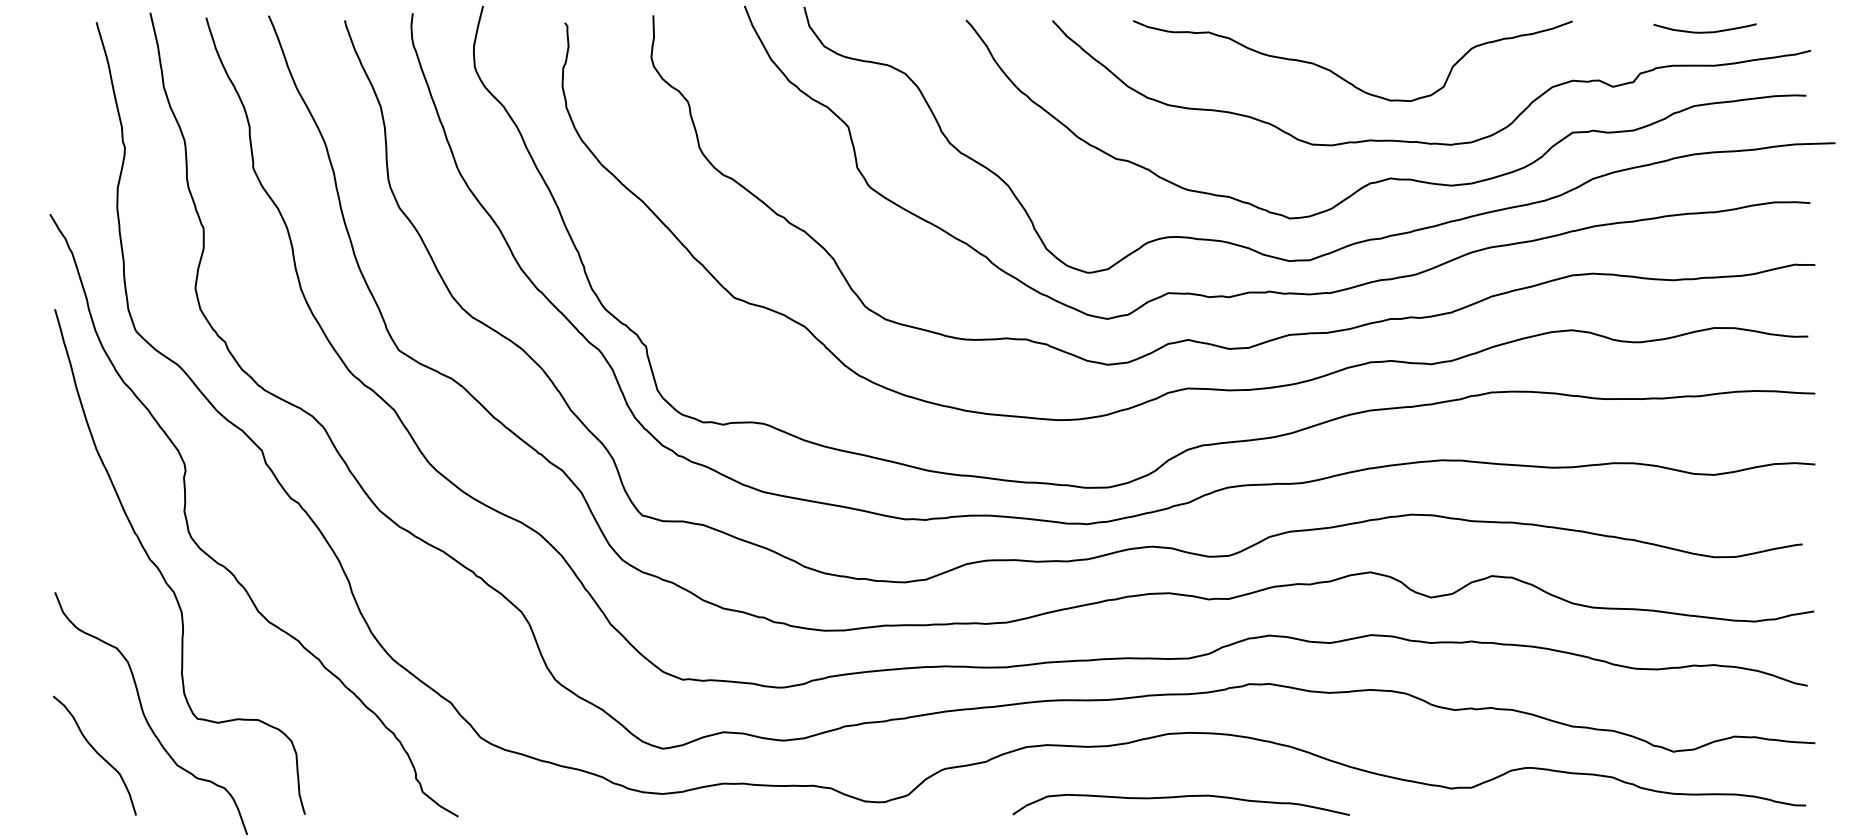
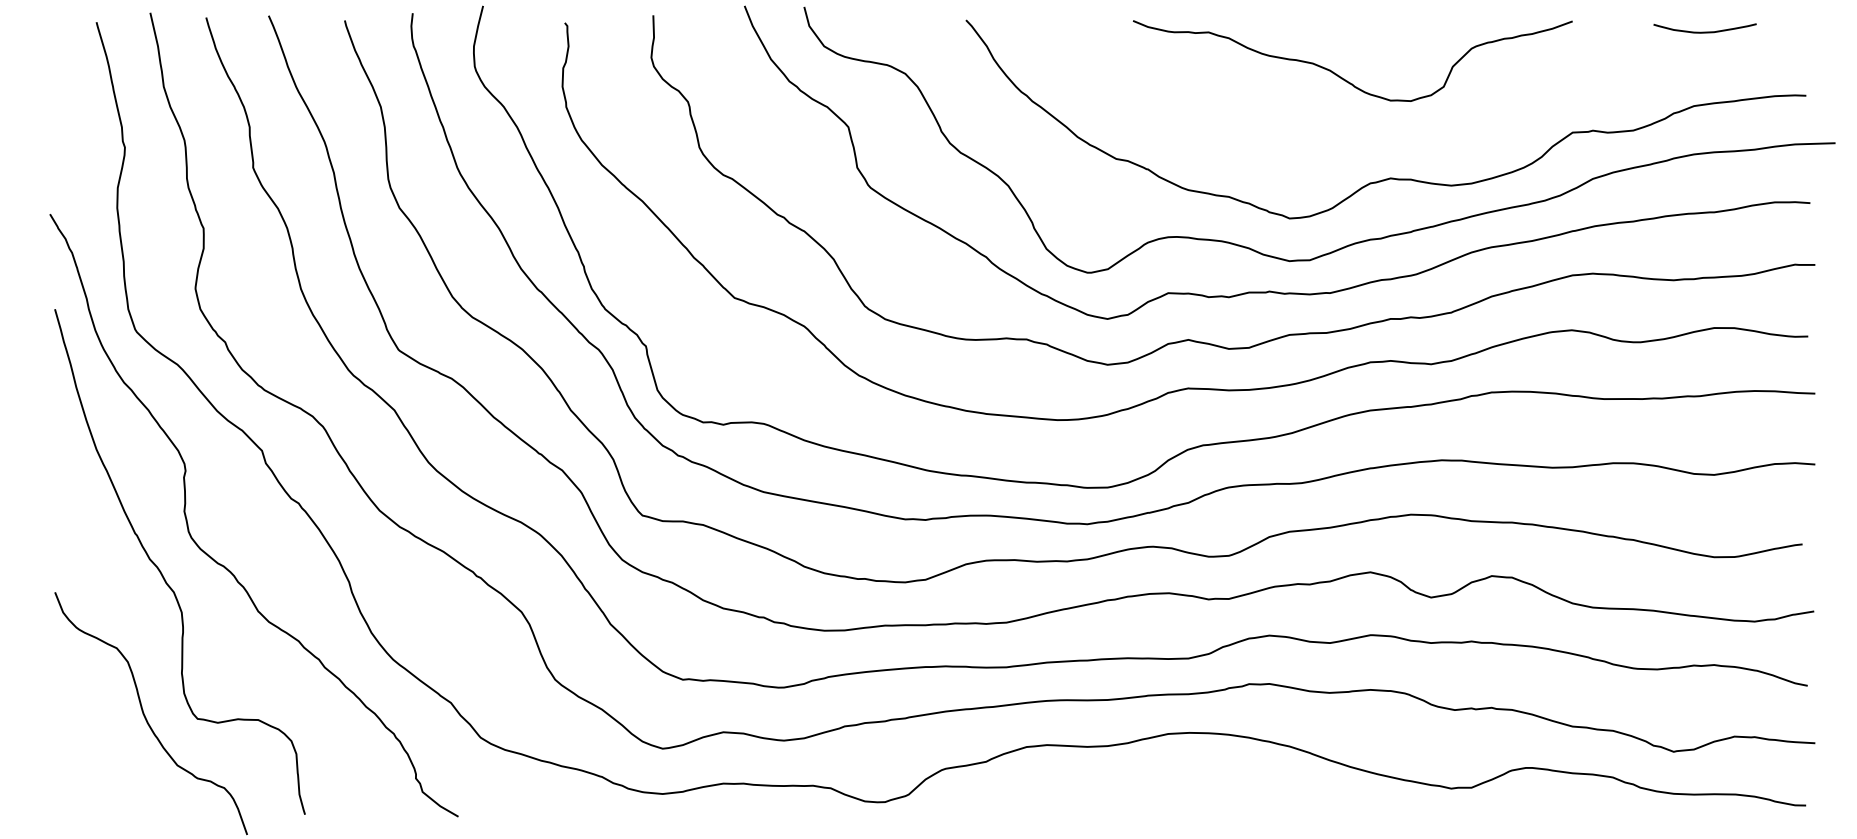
curve: present -> none (1422, 141)
curve: present -> none (96, 753)
curve: present -> none (1180, 797)
